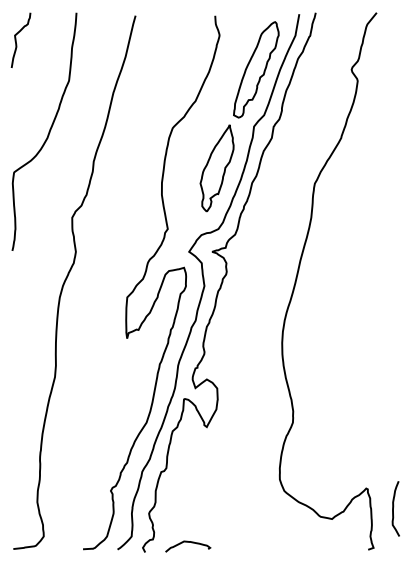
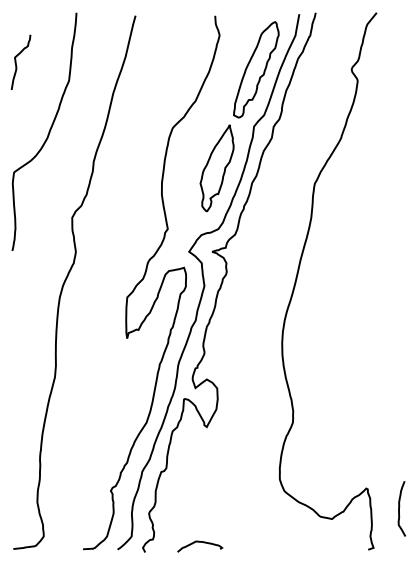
curve position: (16, 39) -> (16, 61) (16, 61)
curve position: (393, 508) -> (399, 508) (399, 508)
curve position: (188, 542) -> (200, 542) (200, 542)
